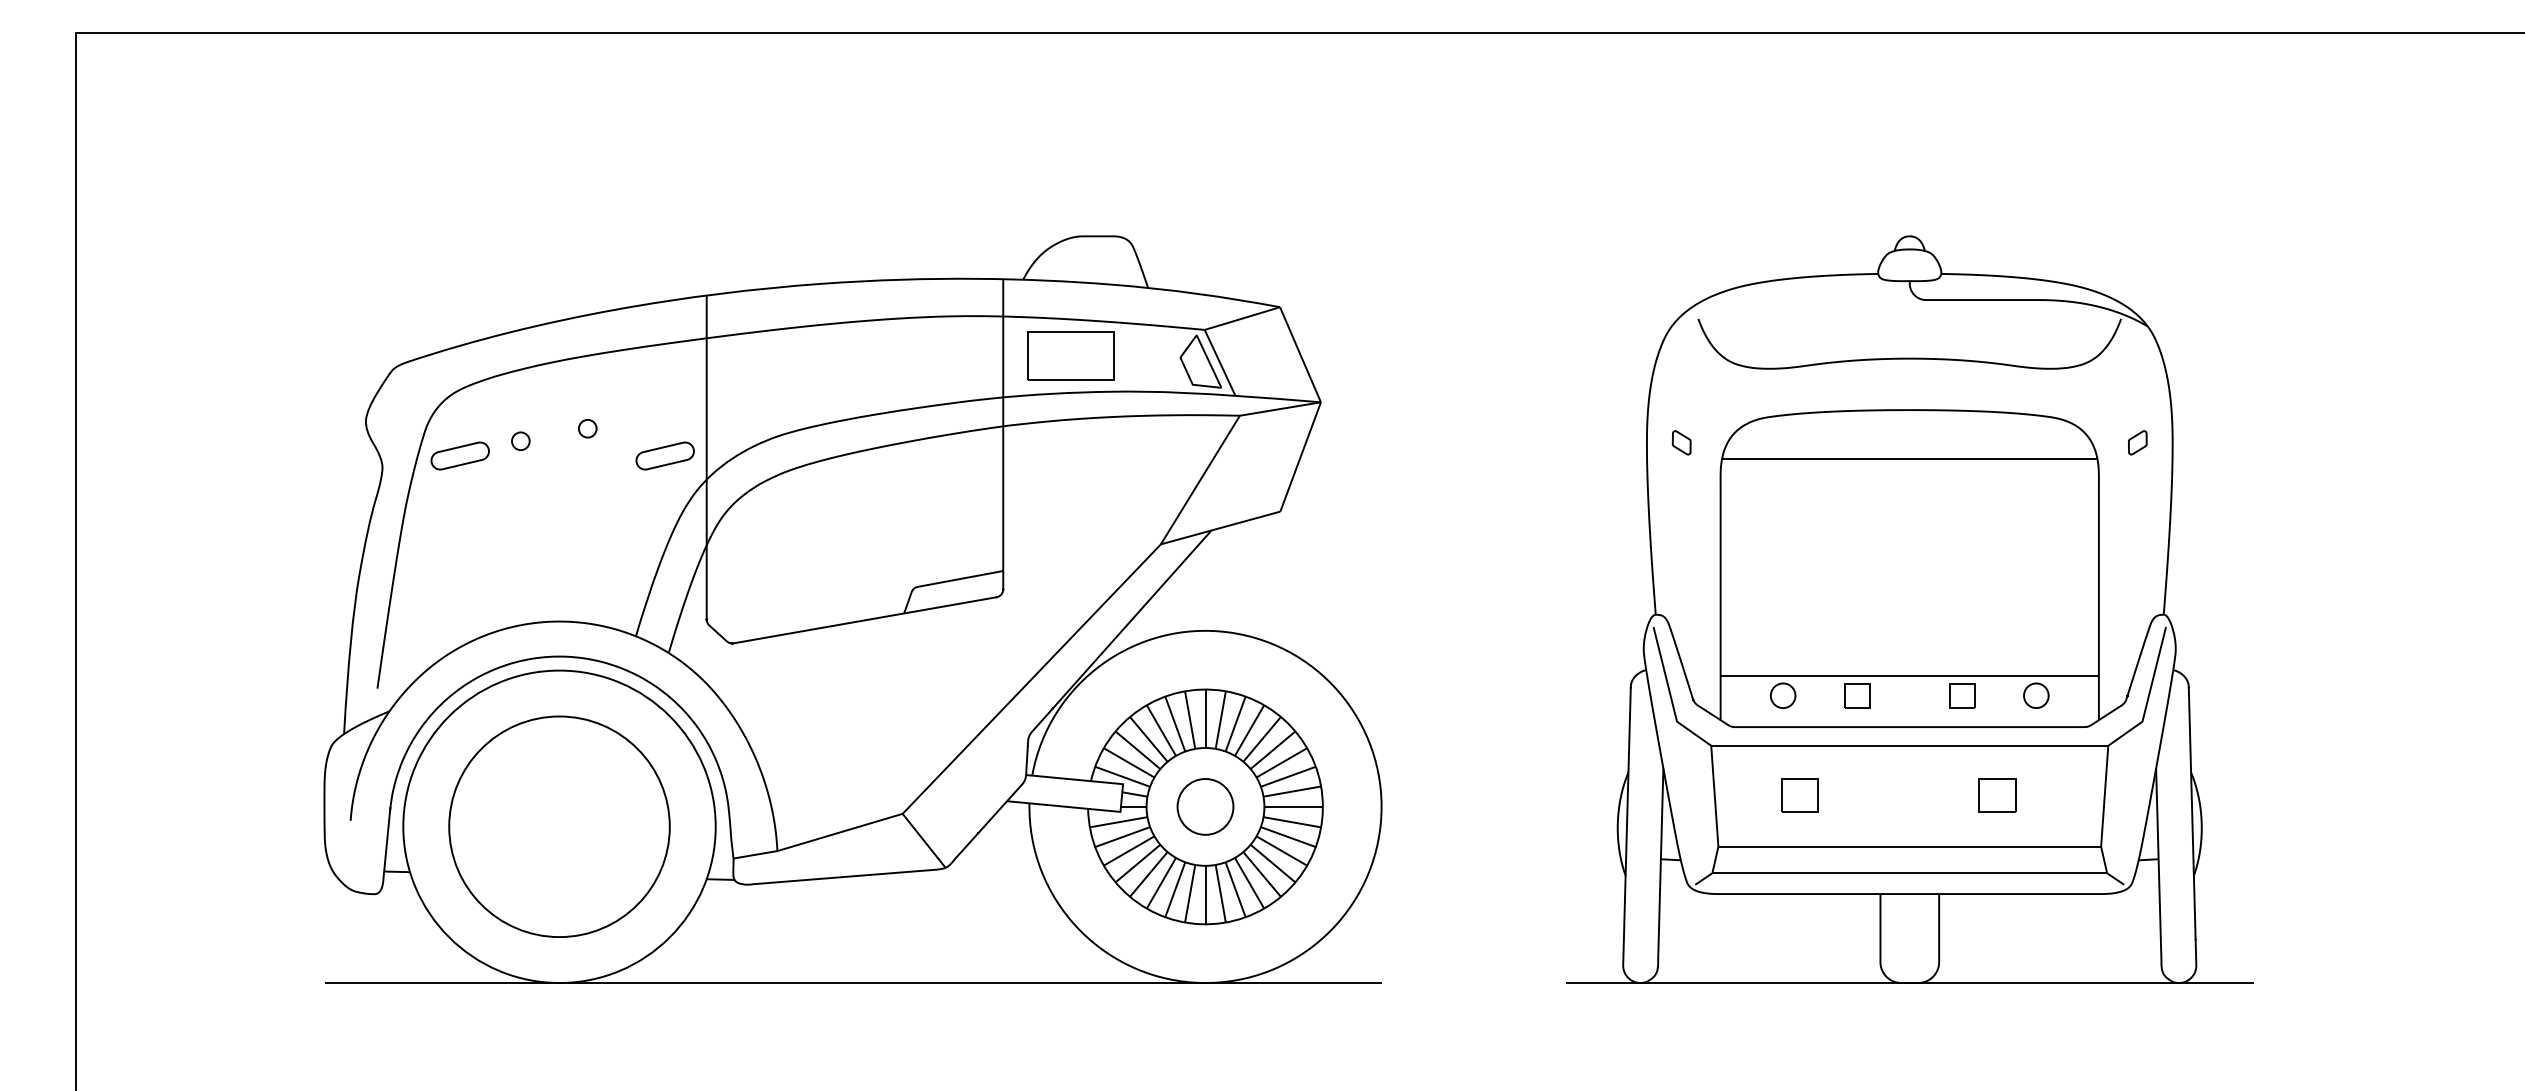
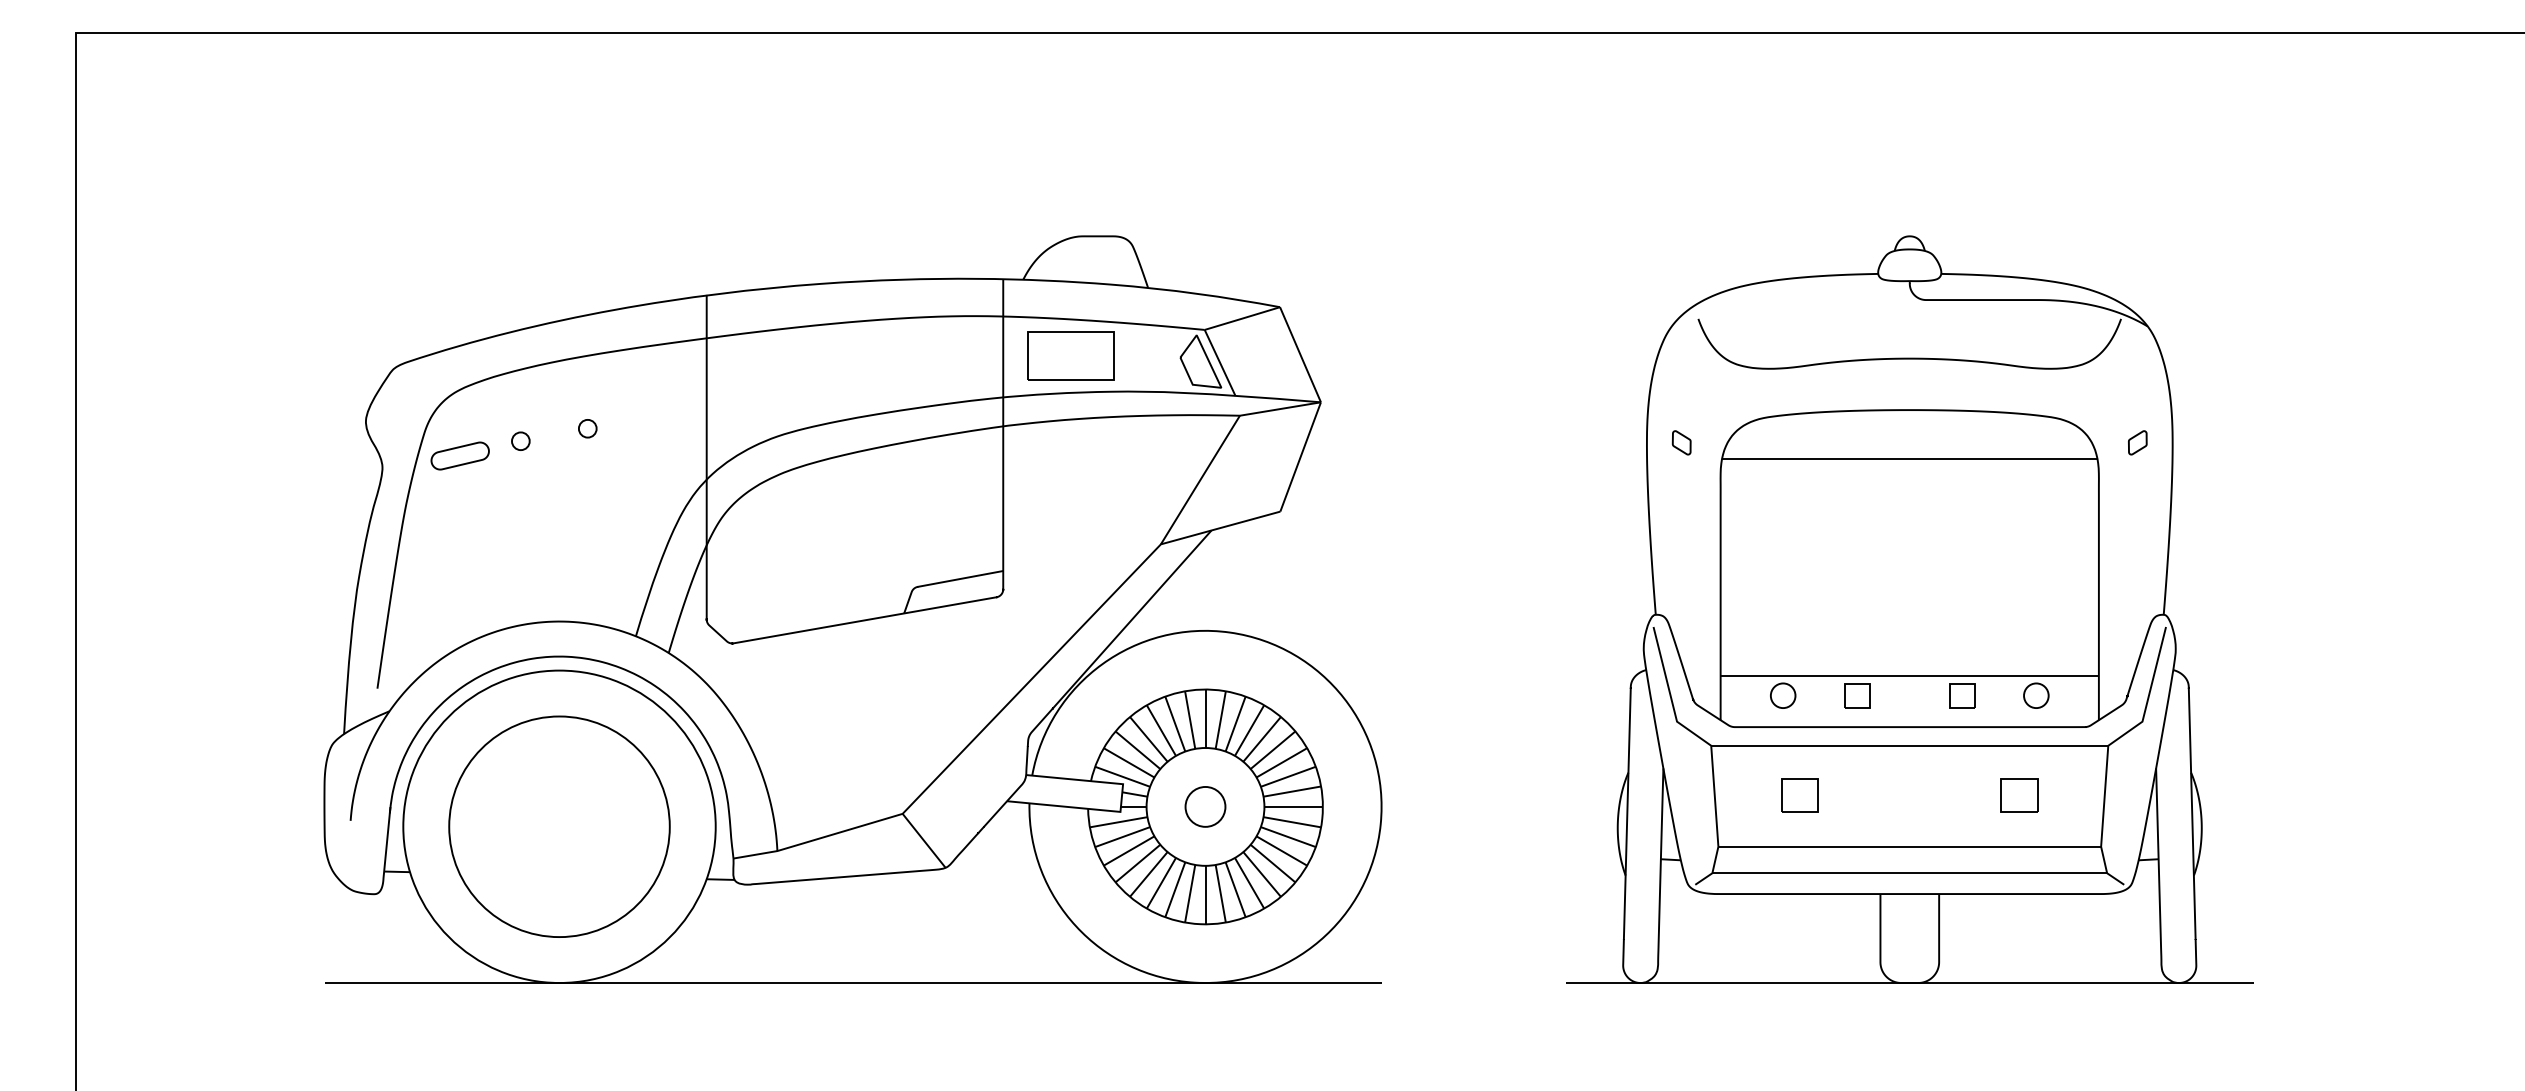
part: present -> none (664, 455)
part position: (1997, 795) -> (2019, 795) (2019, 795)
circle diameter: 56 px -> 40 px (1205, 806)
